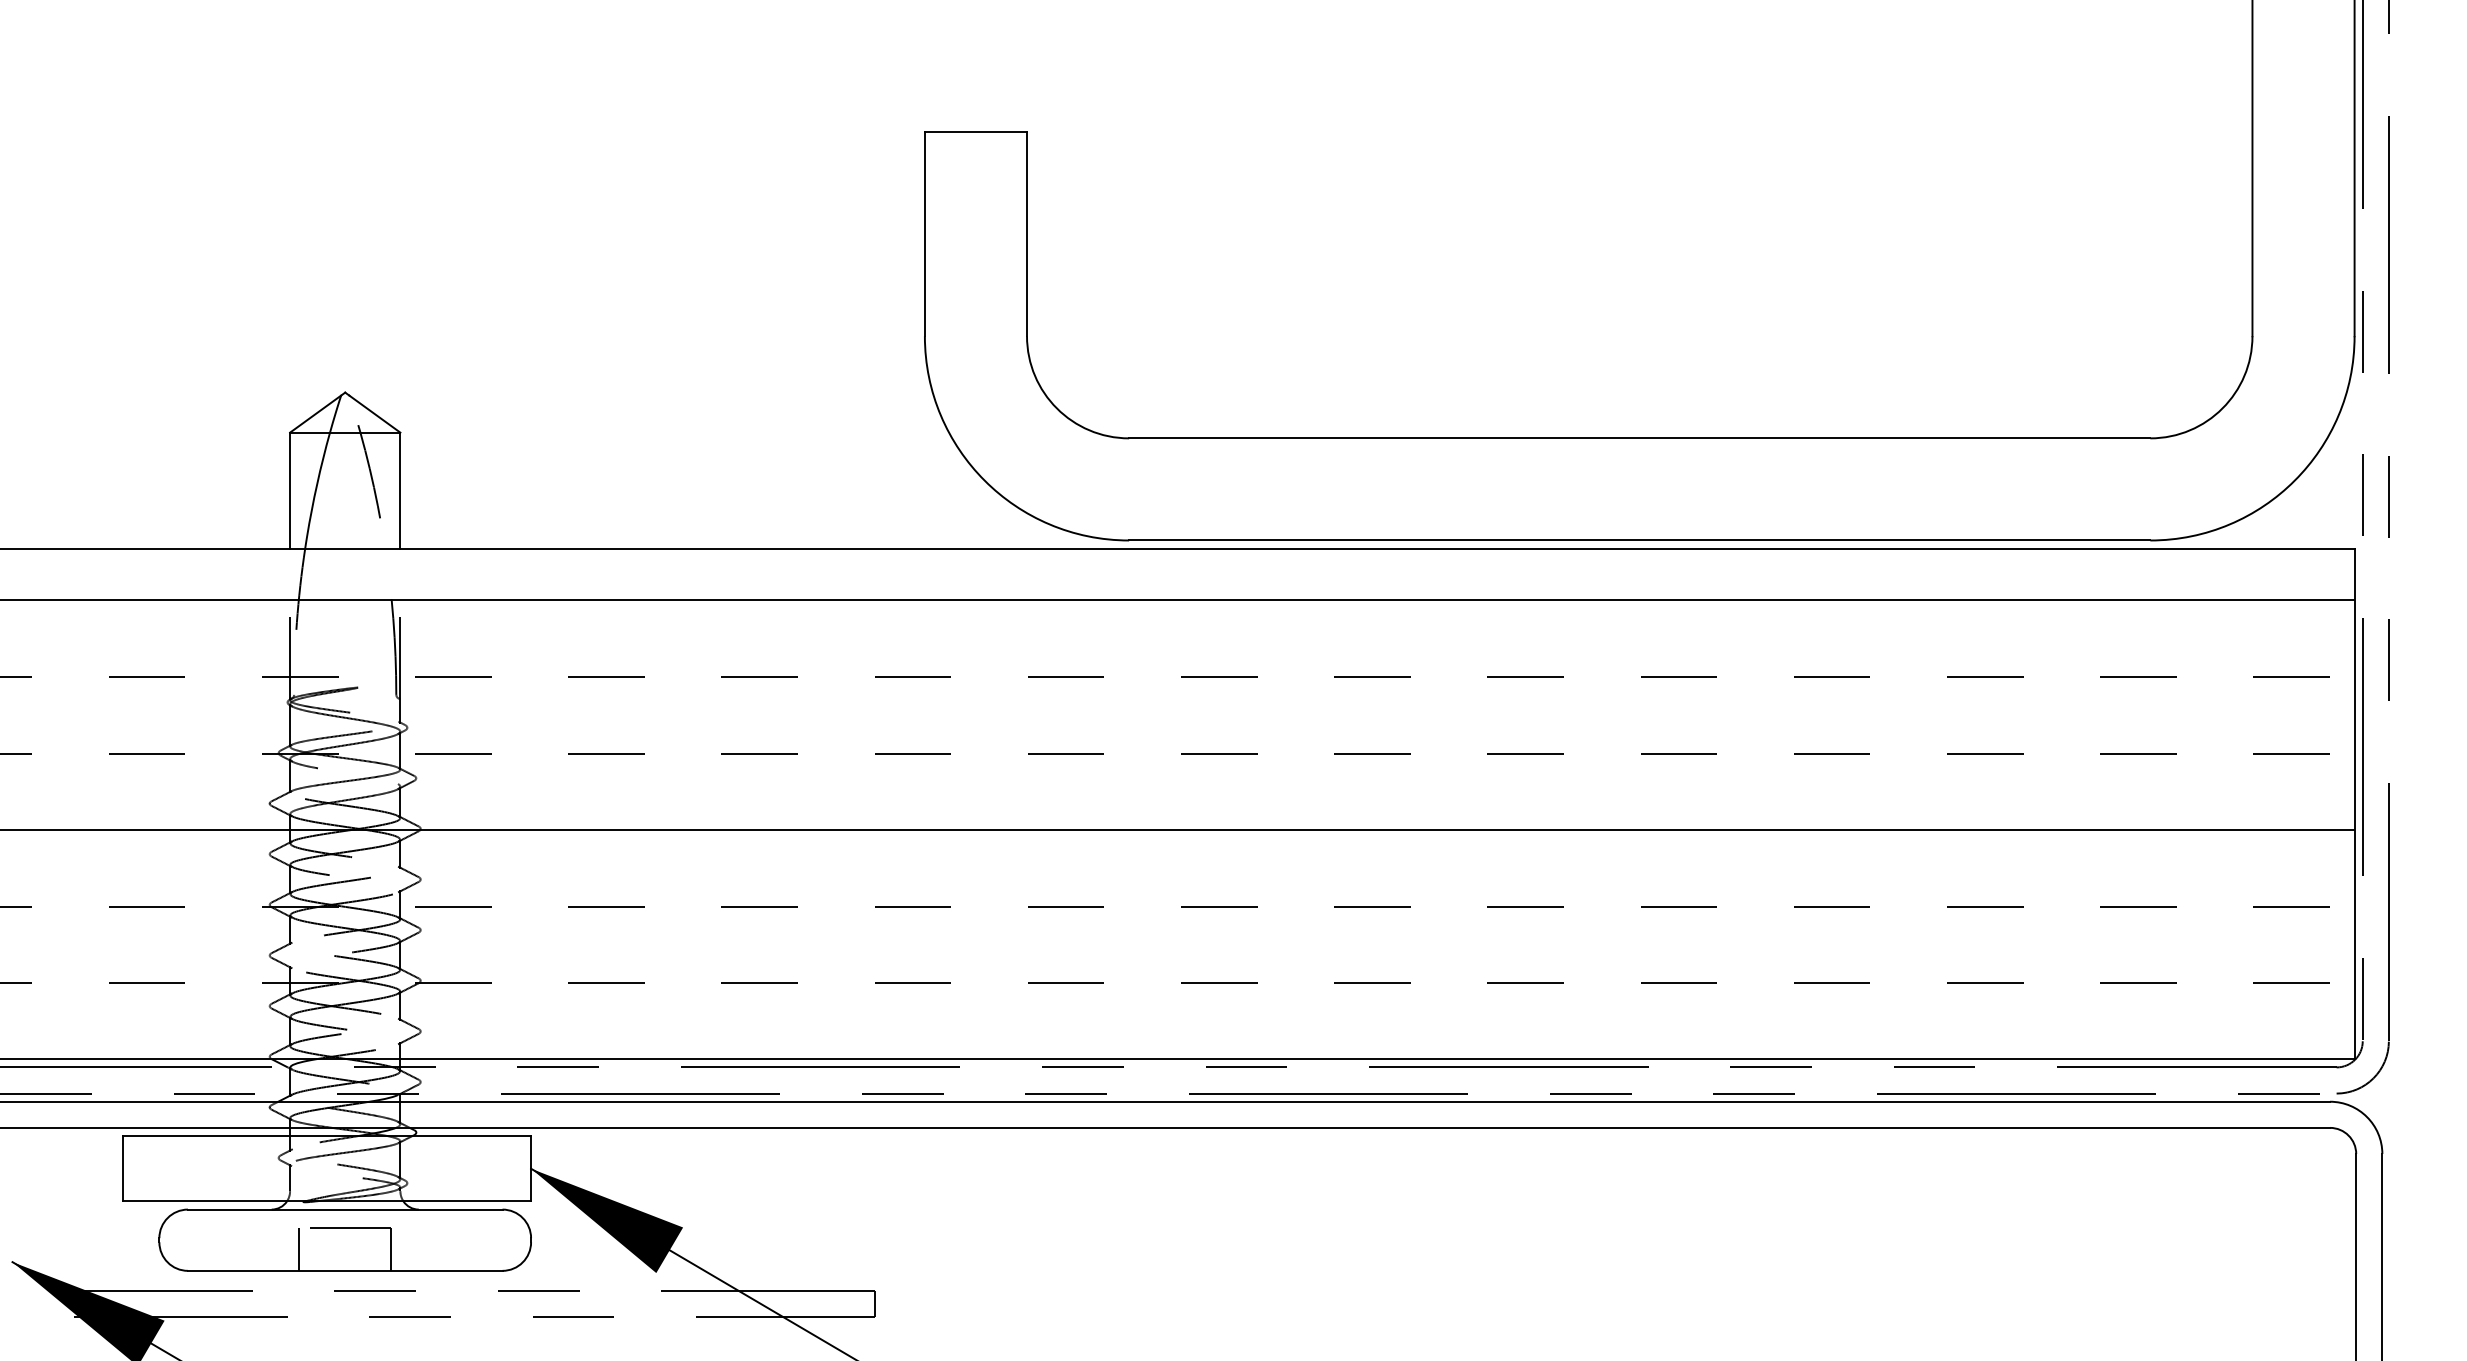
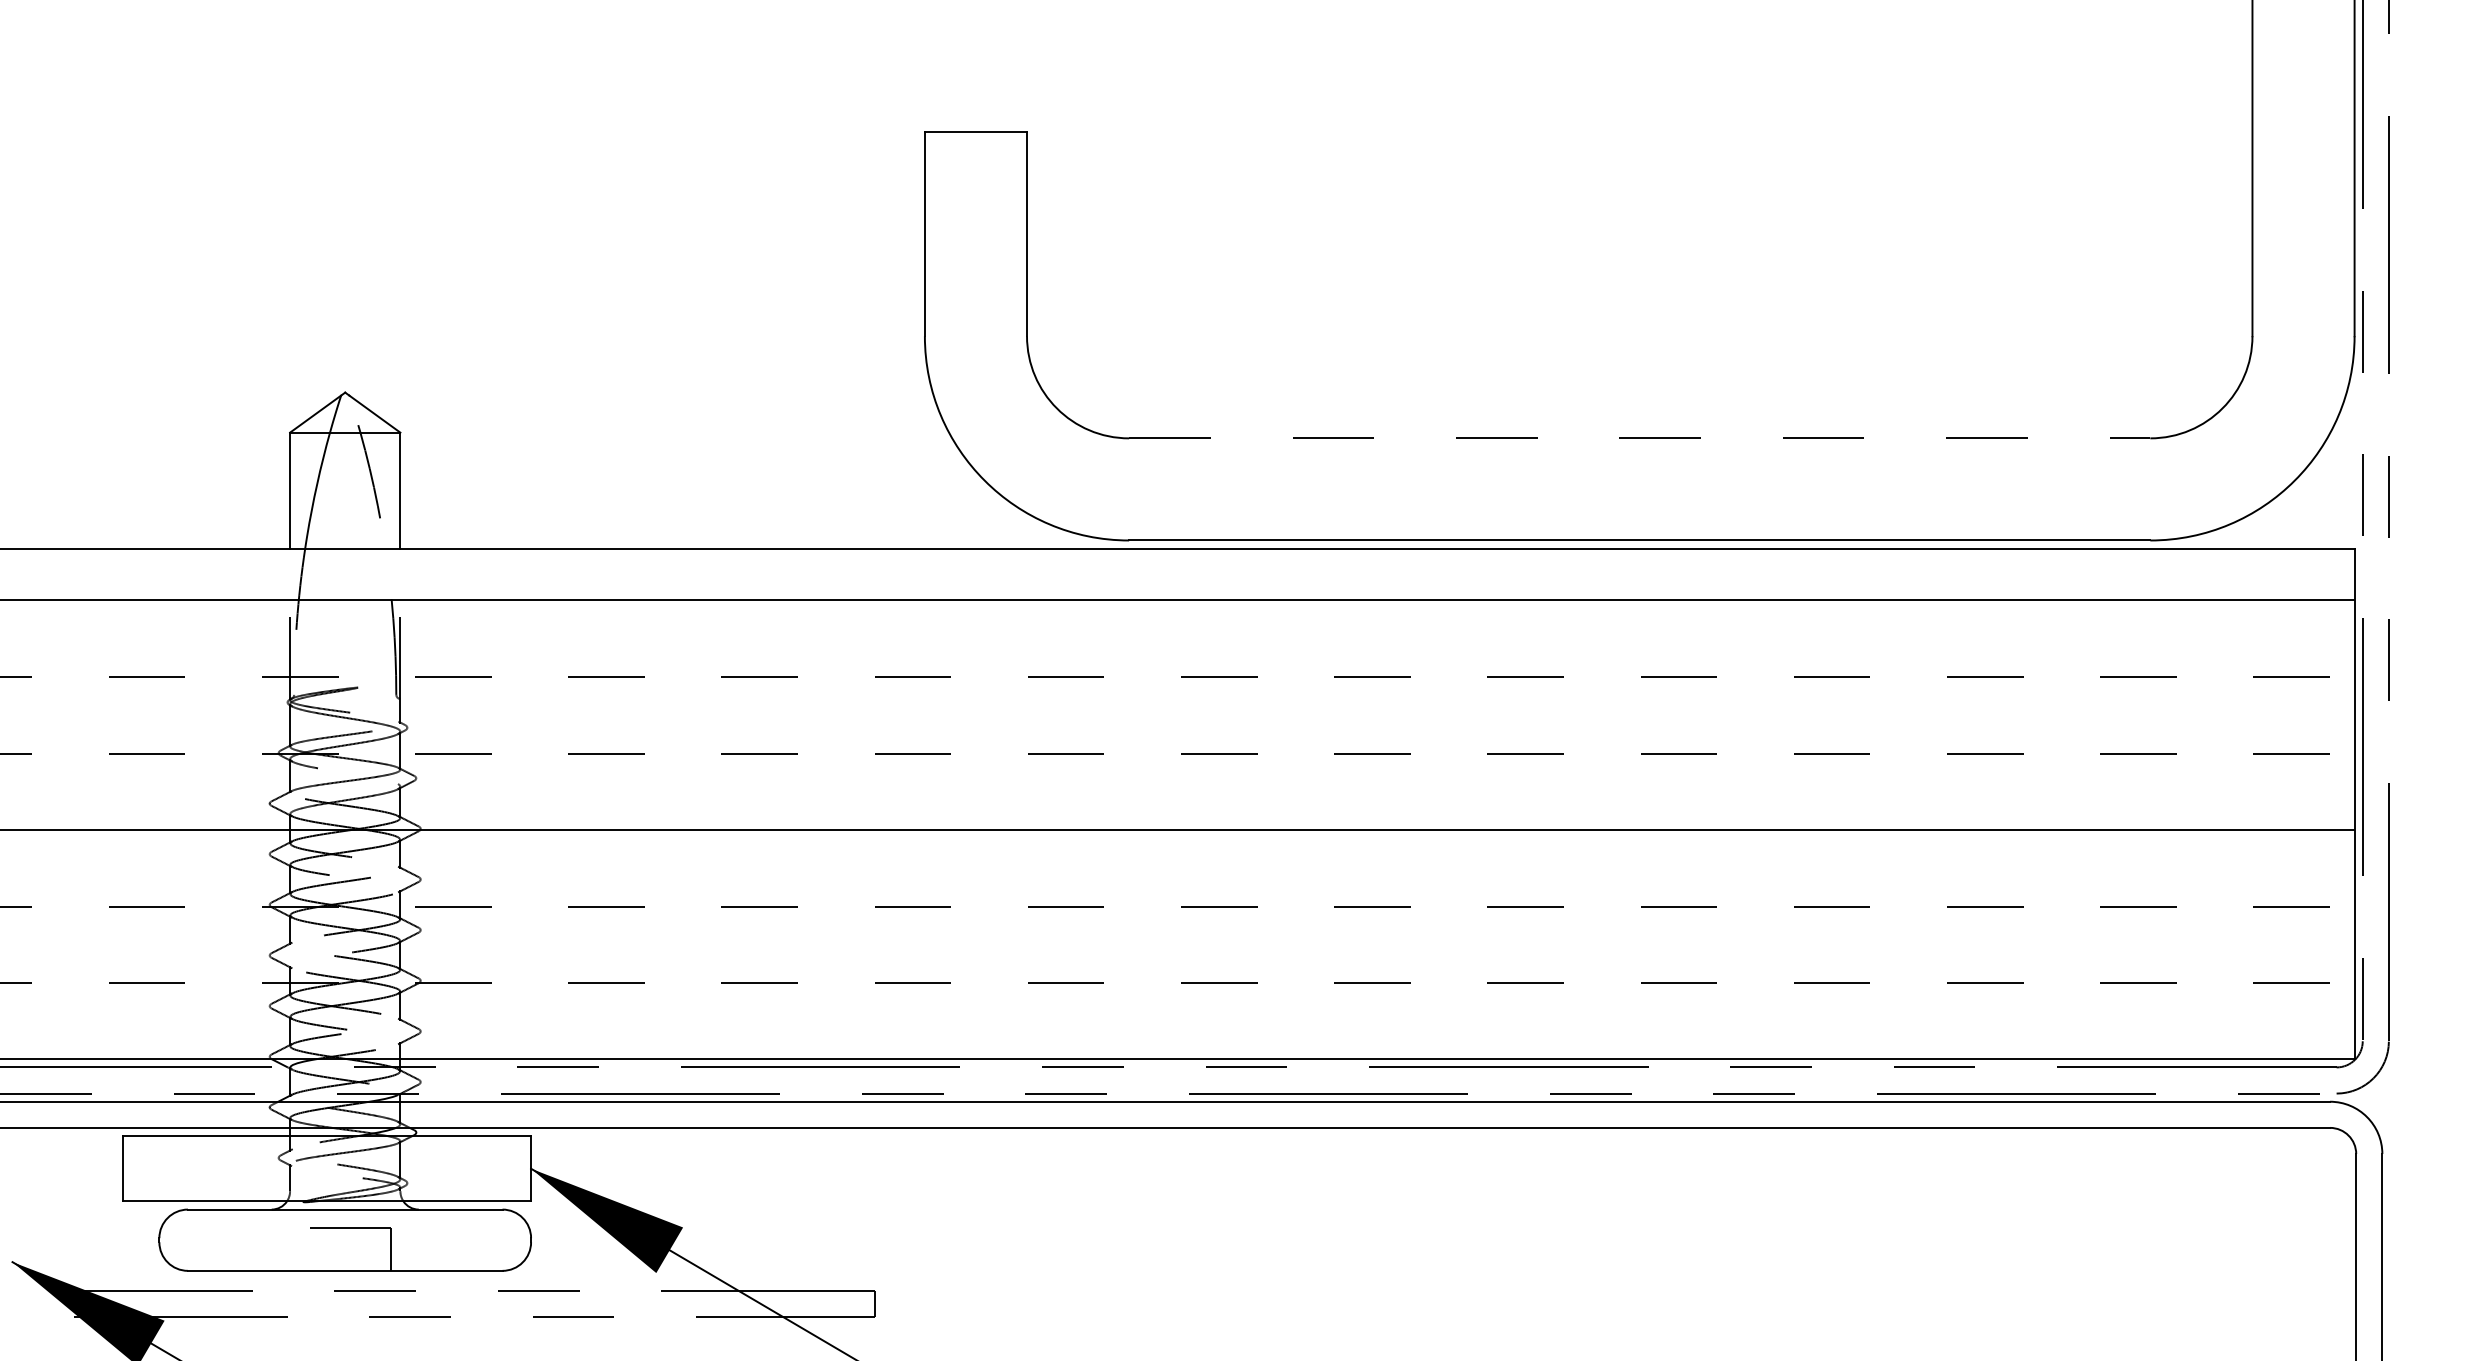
line: solid -> dashed (1639, 438)
line: present -> none (299, 1249)
